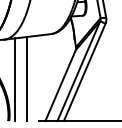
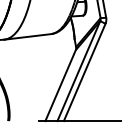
line: present -> none (27, 78)
line: present -> none (14, 79)
